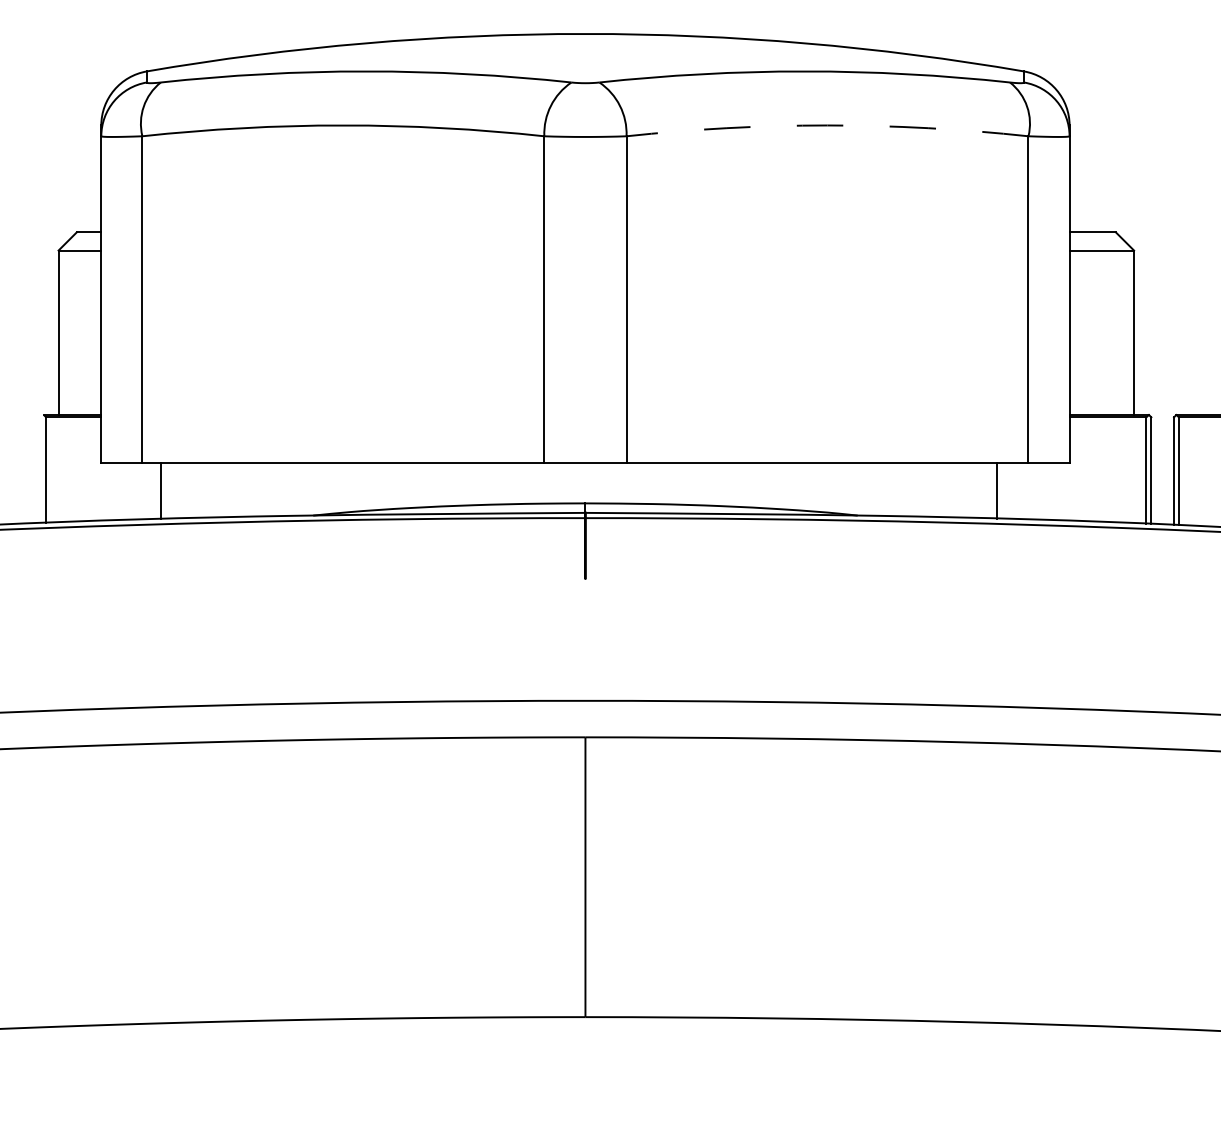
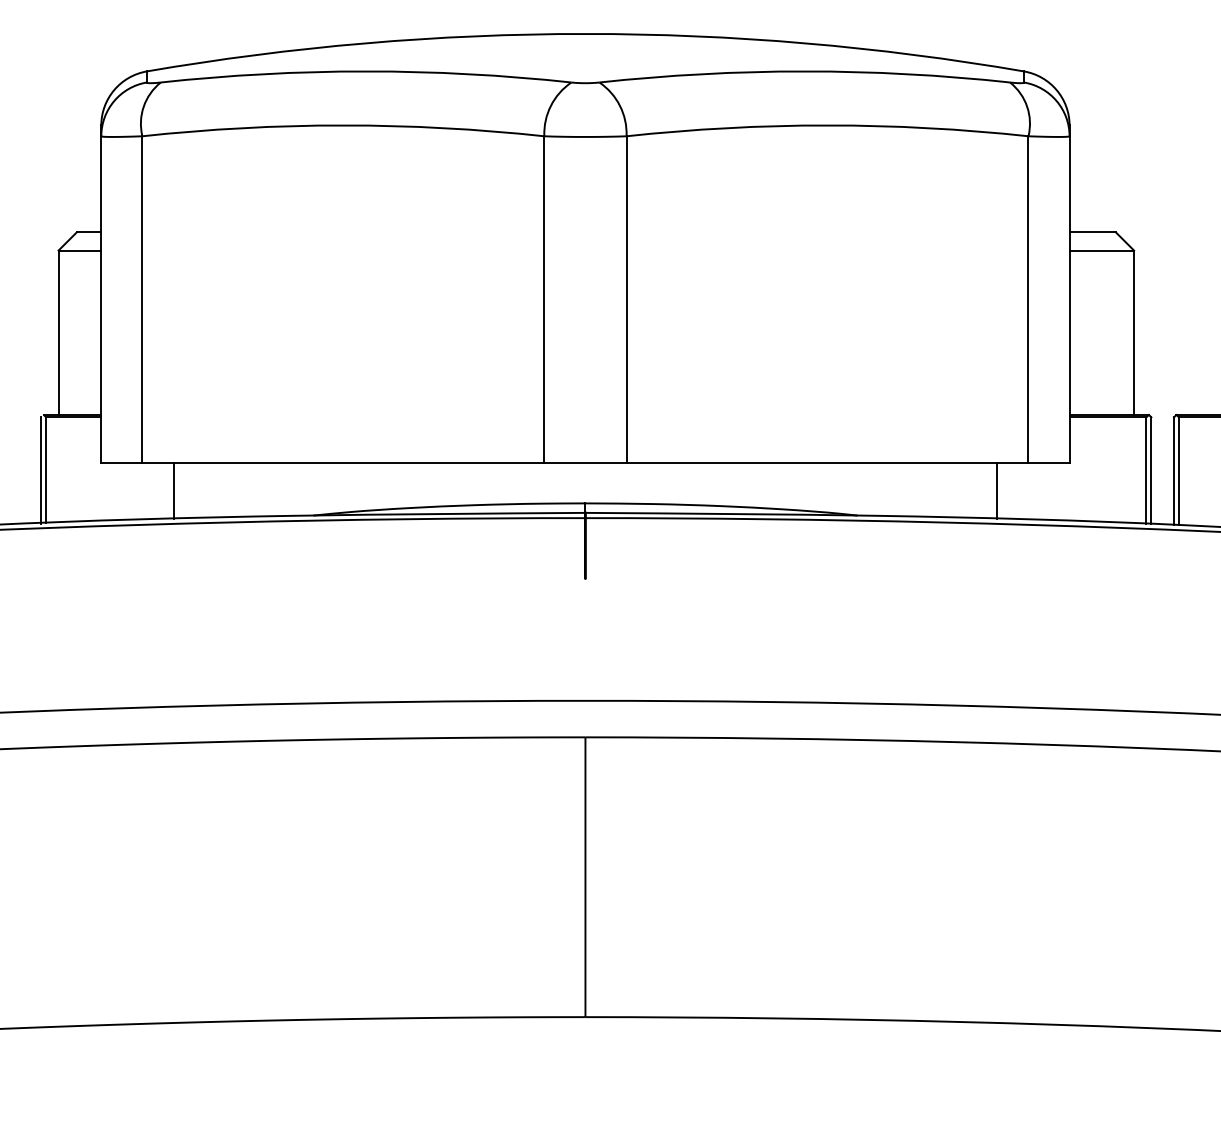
arc: dashed -> solid (827, 125)
line: none -> present (41, 470)
line position: (161, 491) -> (174, 491) (174, 491)
